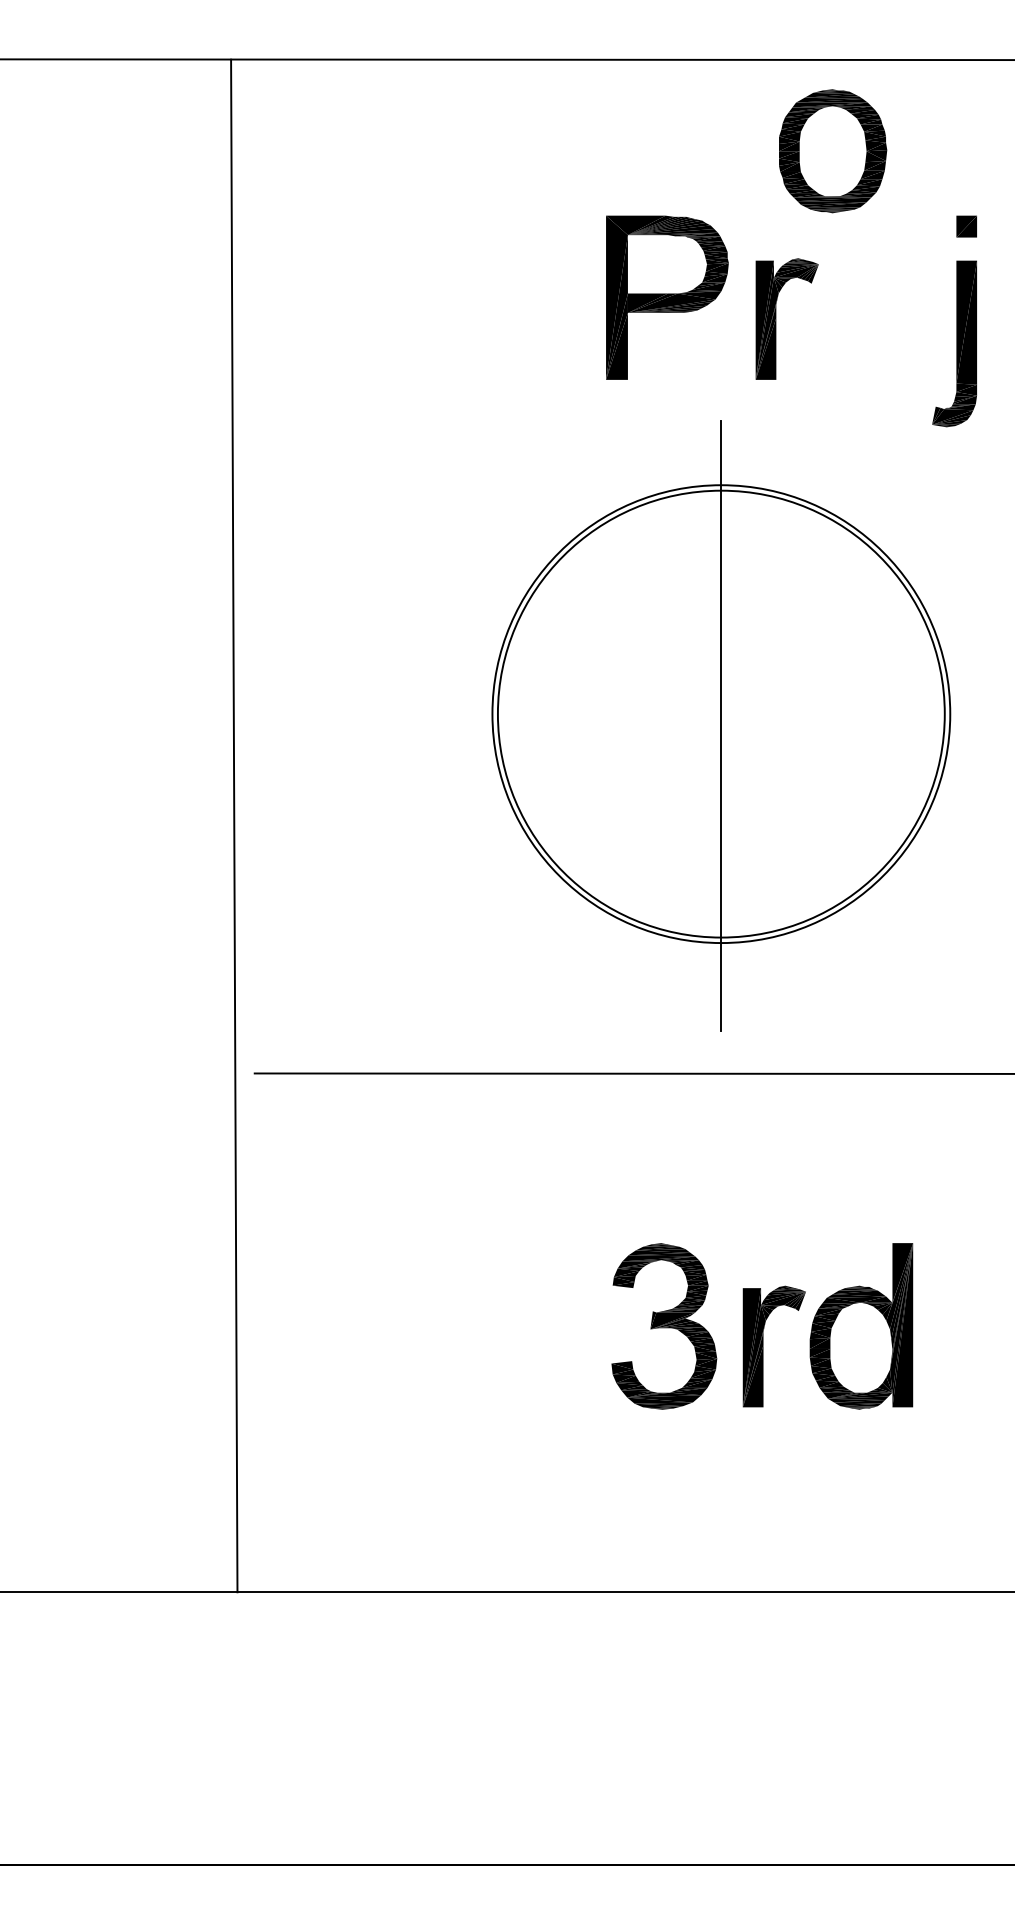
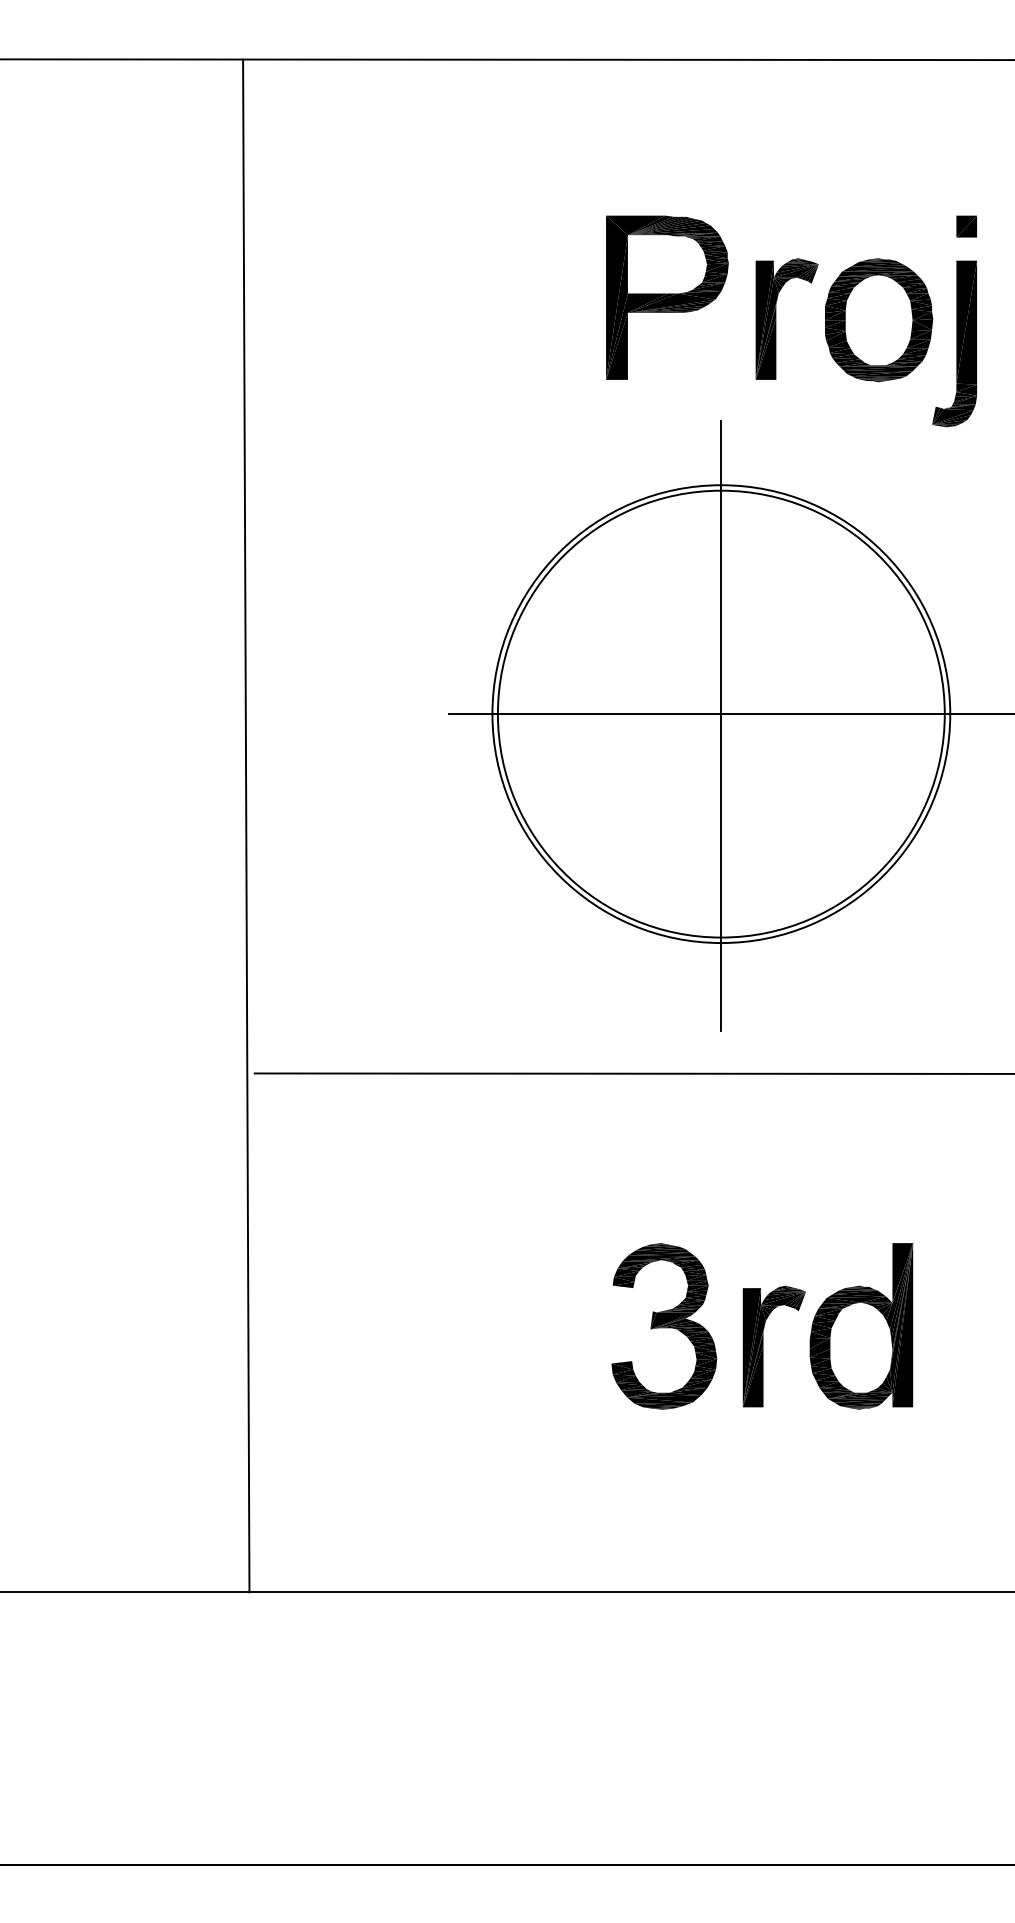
part position: (833, 151) -> (879, 320) (879, 320)
line: none -> present (730, 714)
line position: (234, 825) -> (246, 825) (246, 825)
